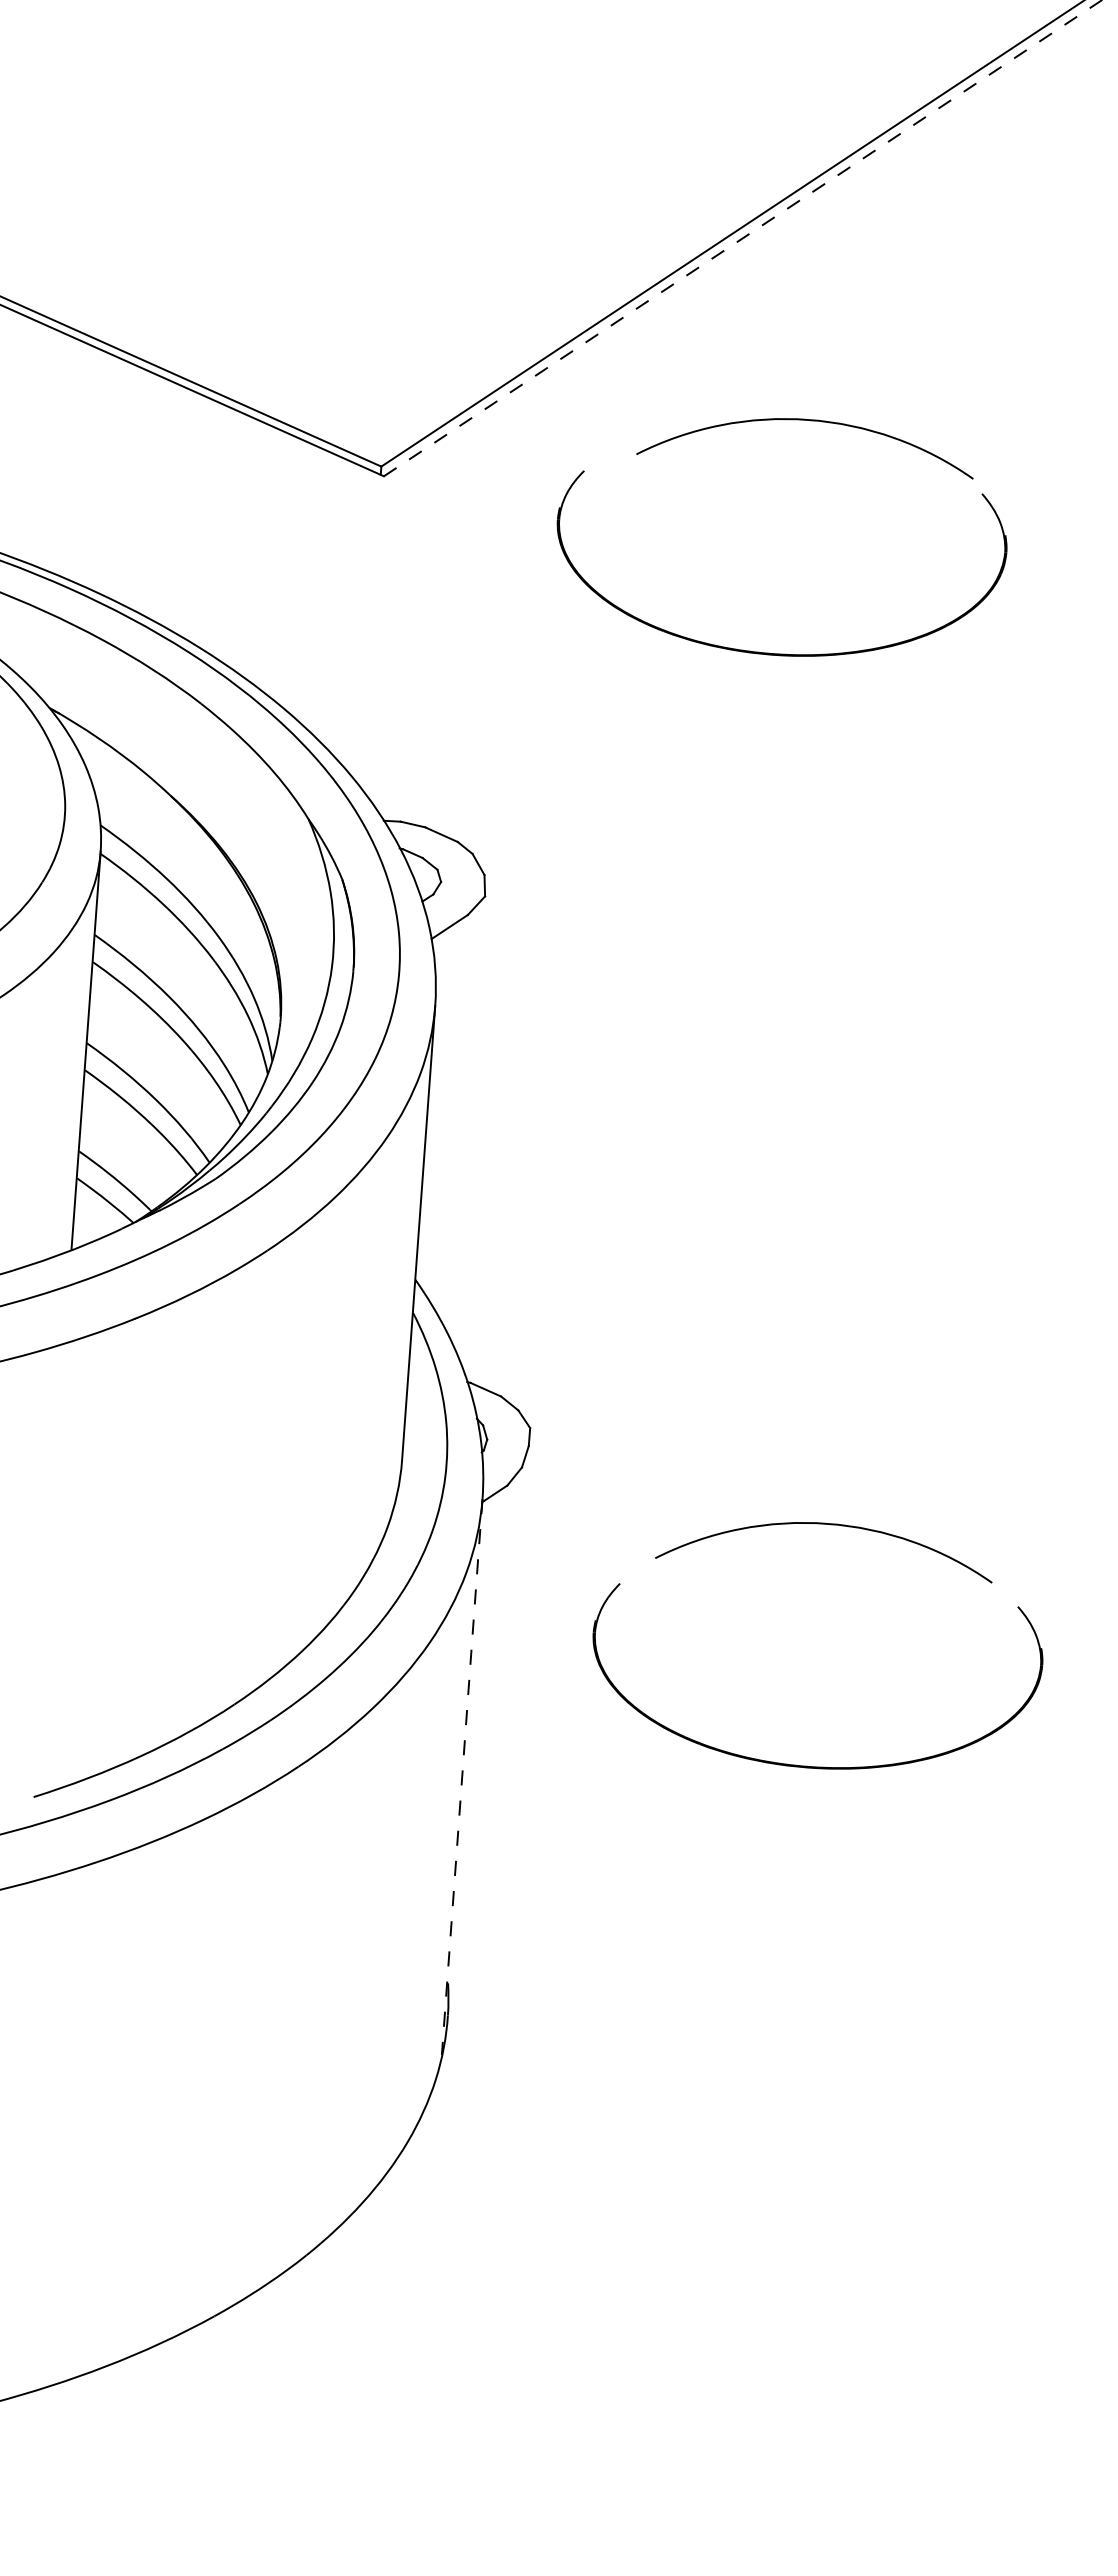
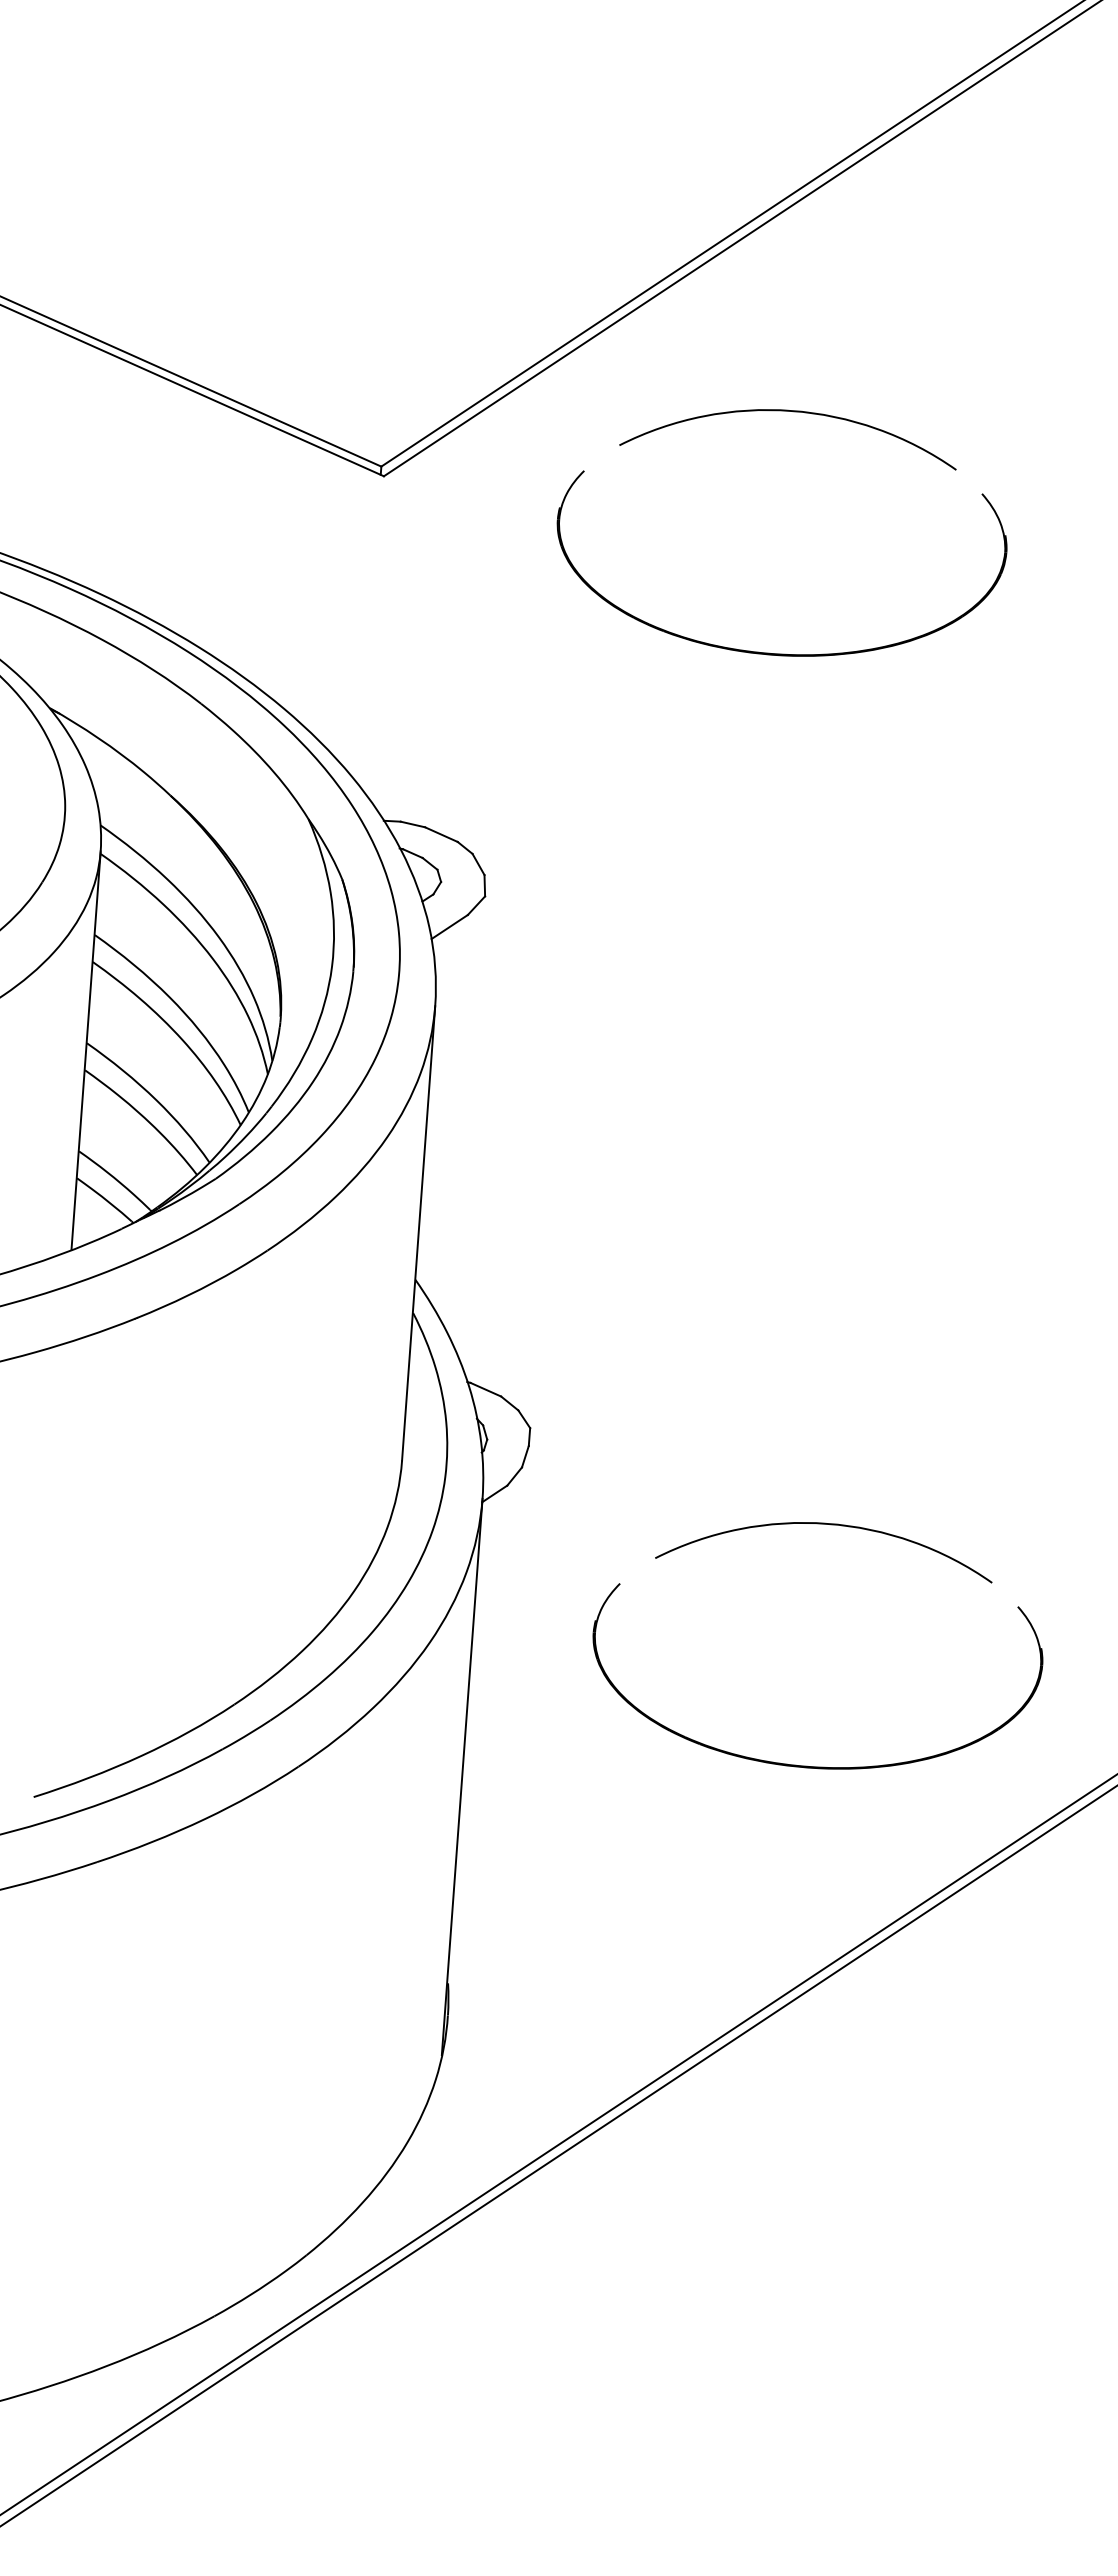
line: dashed -> solid (743, 238)
arc position: (810, 421) -> (793, 412) (793, 412)
line: dashed -> solid (462, 1777)
line: none -> present (558, 2144)
line: none -> present (558, 2156)
